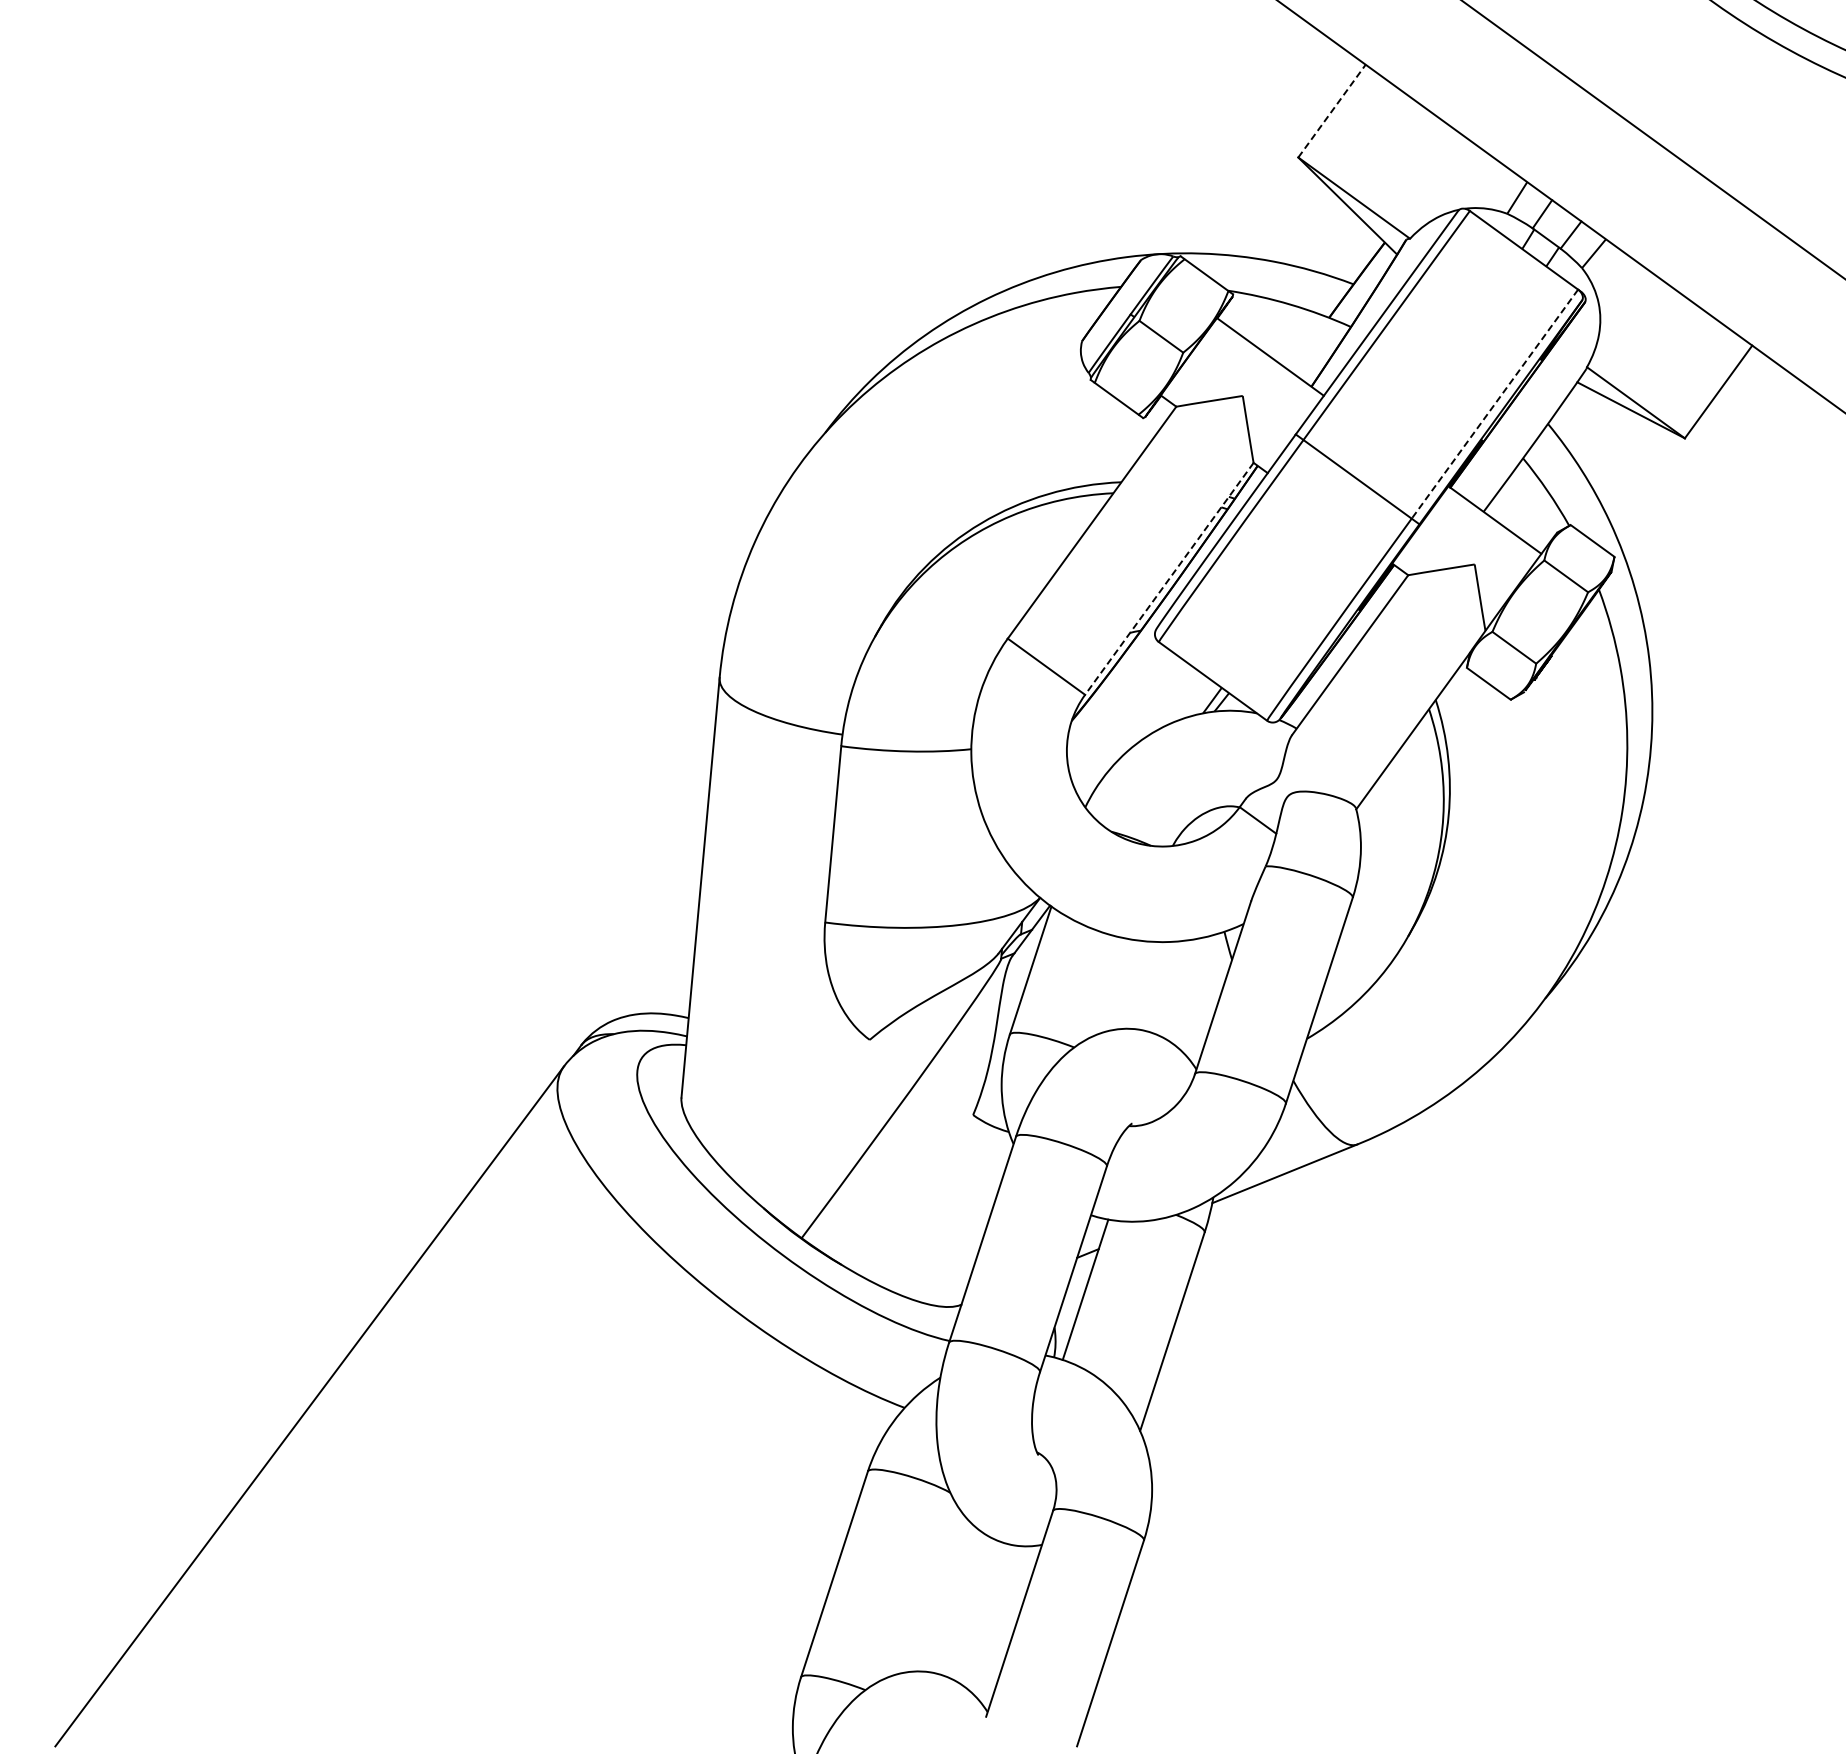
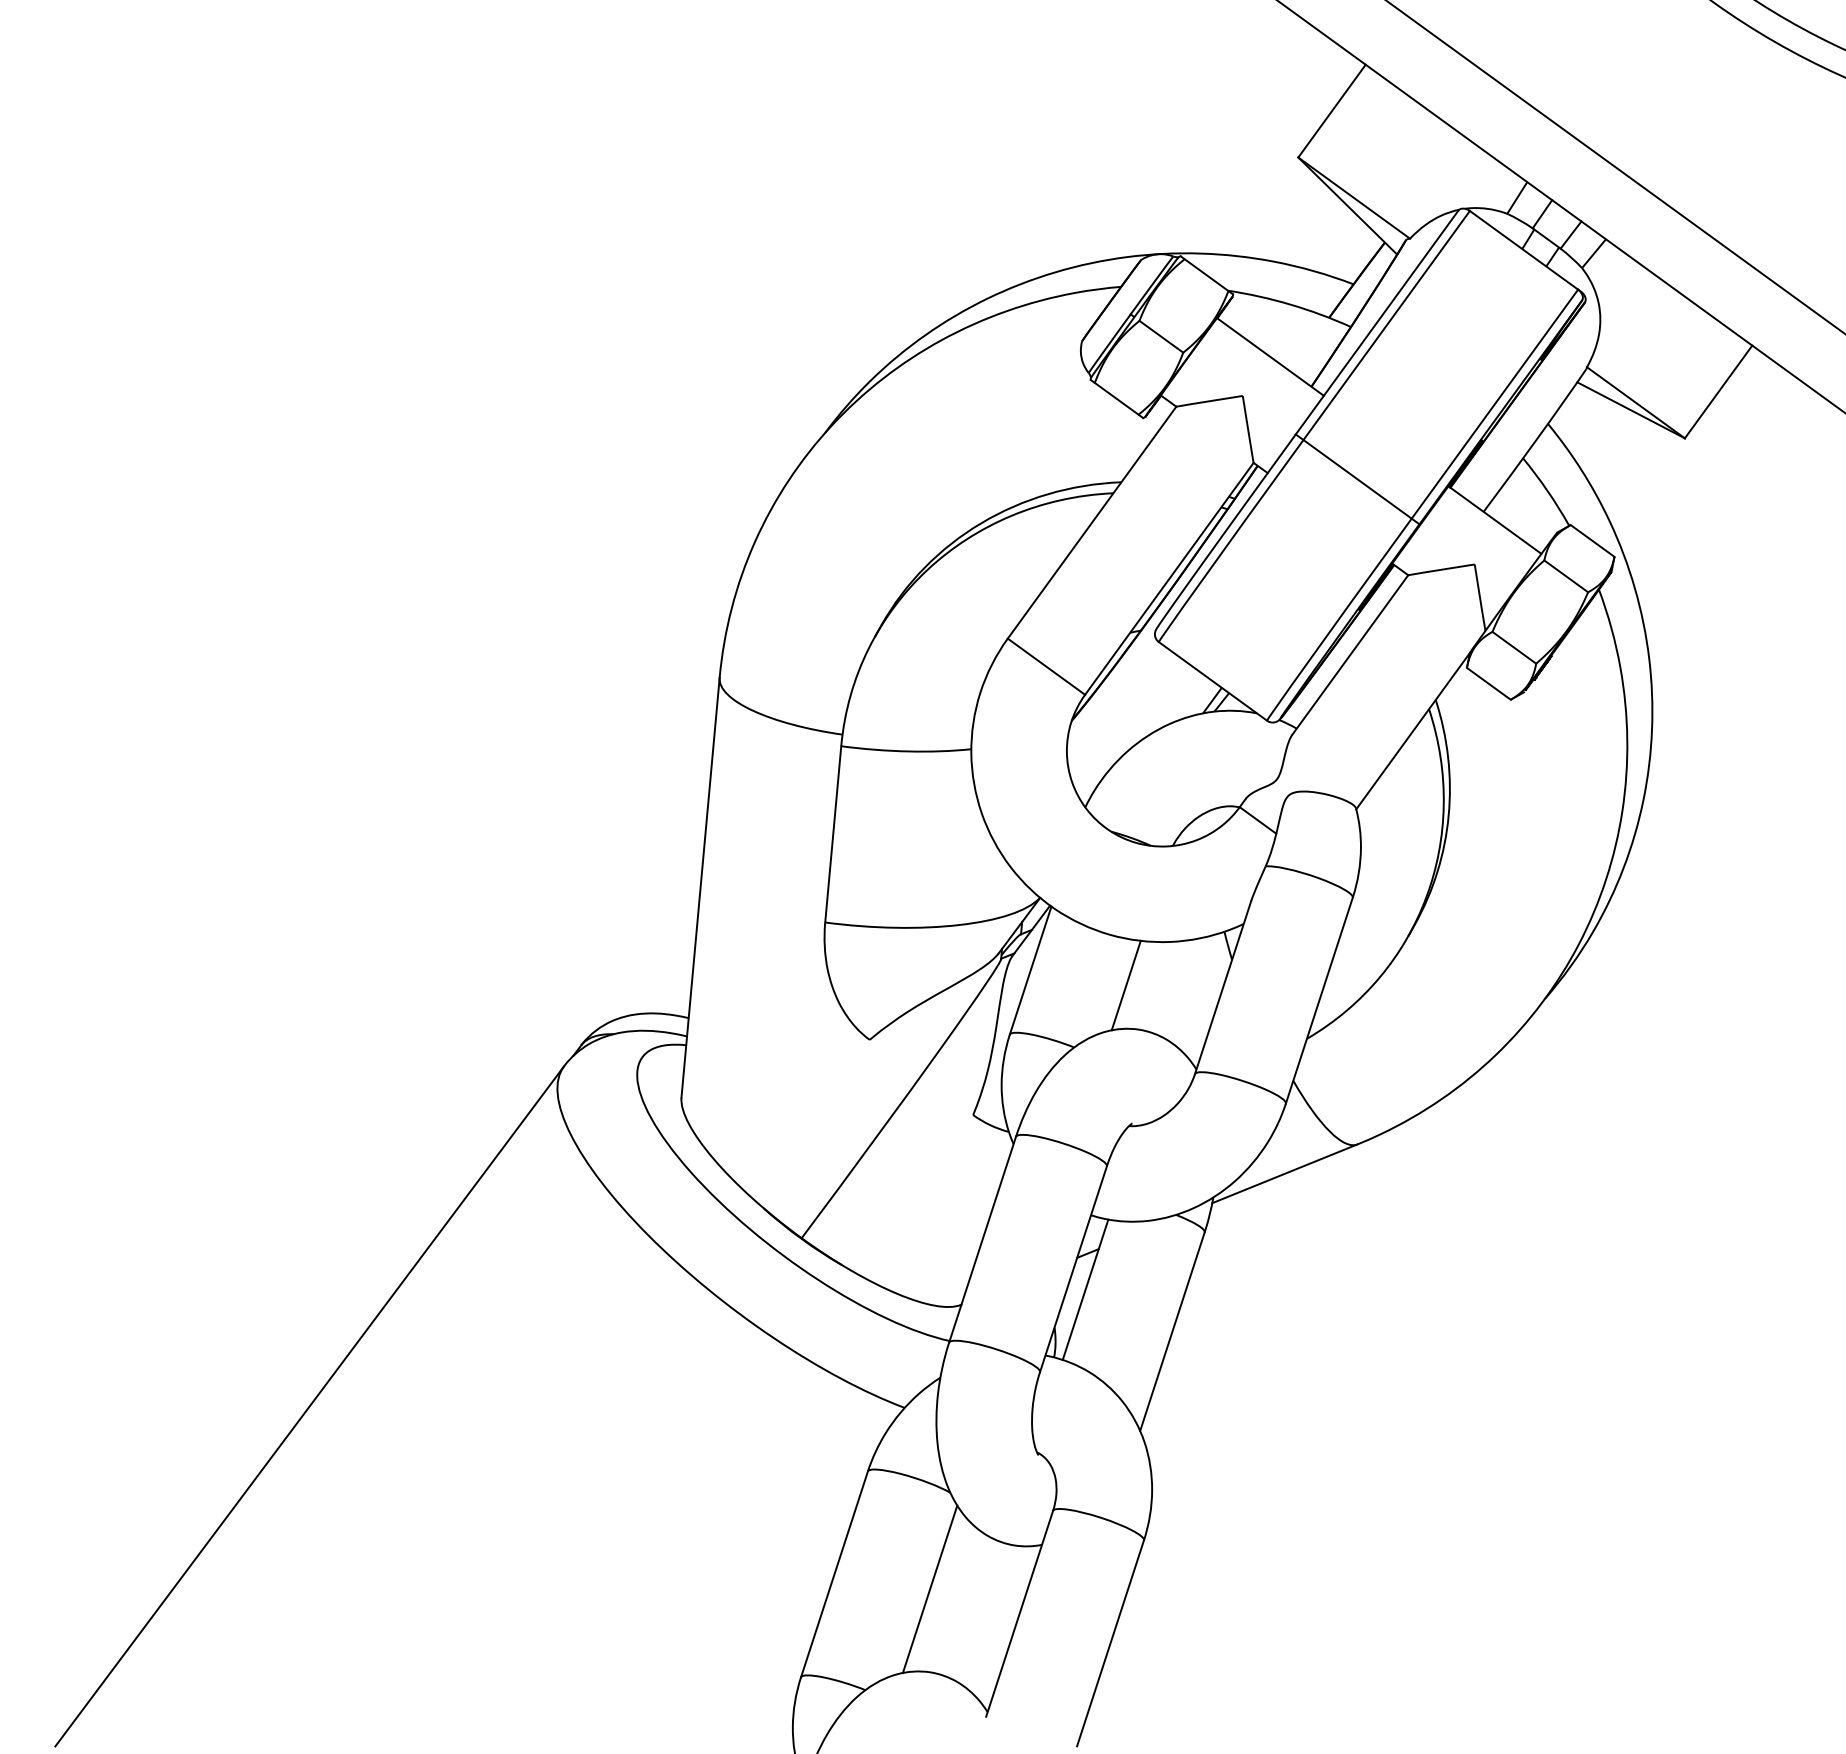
line: dashed -> solid (1332, 110)
line position: (1653, 139) -> (1615, 166) (1615, 166)
line: dashed -> solid (1494, 404)
line: dashed -> solid (1169, 579)
line: none -> present (1125, 985)
line: none -> present (929, 1588)
